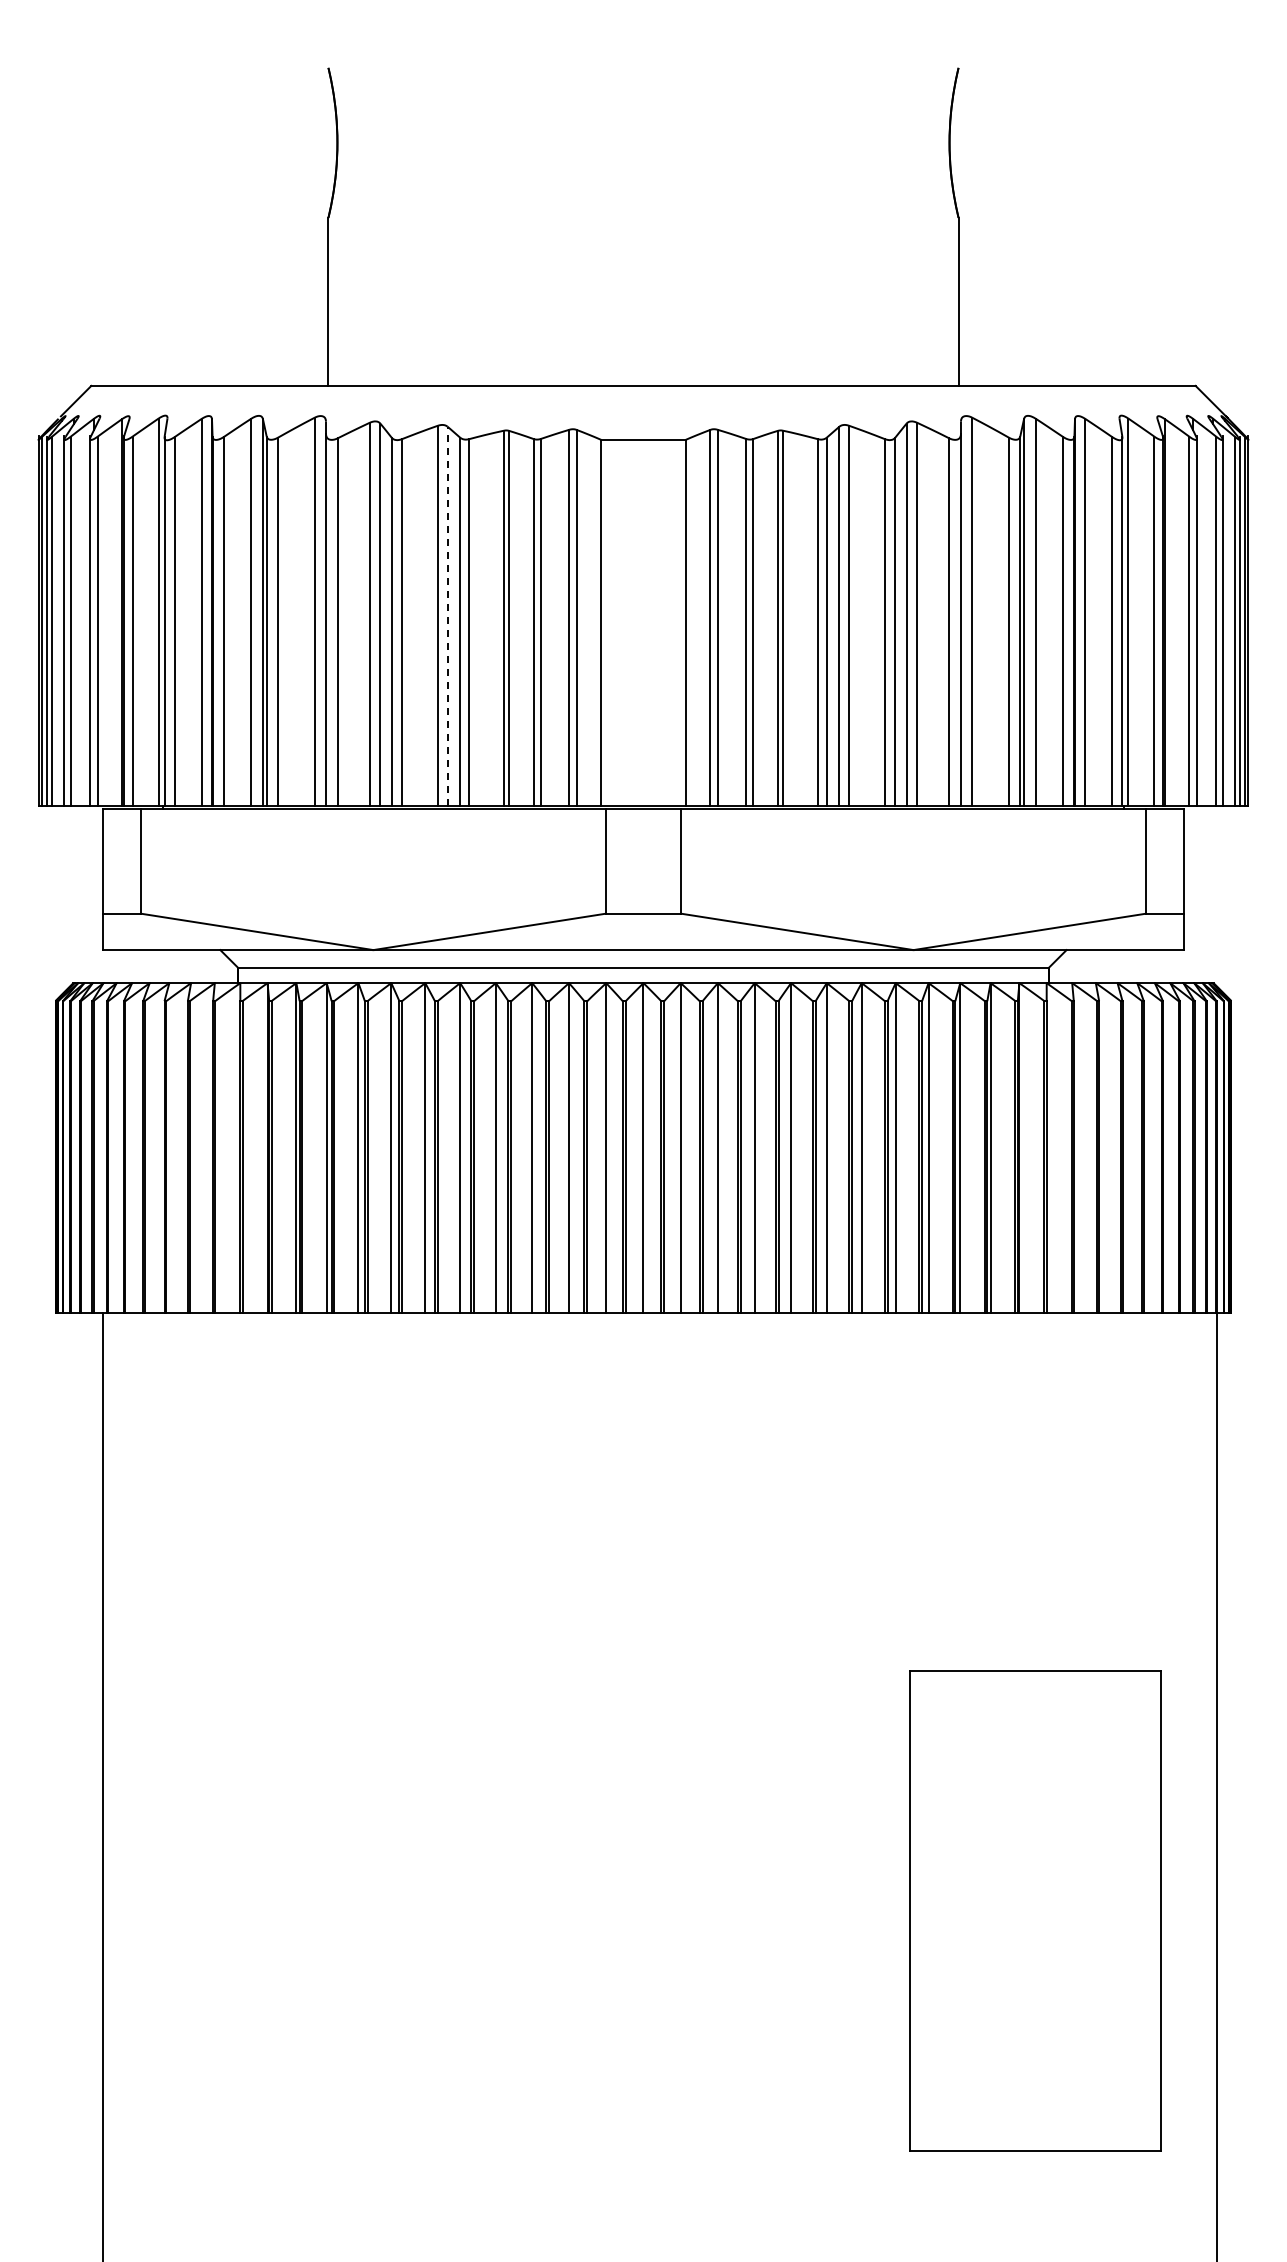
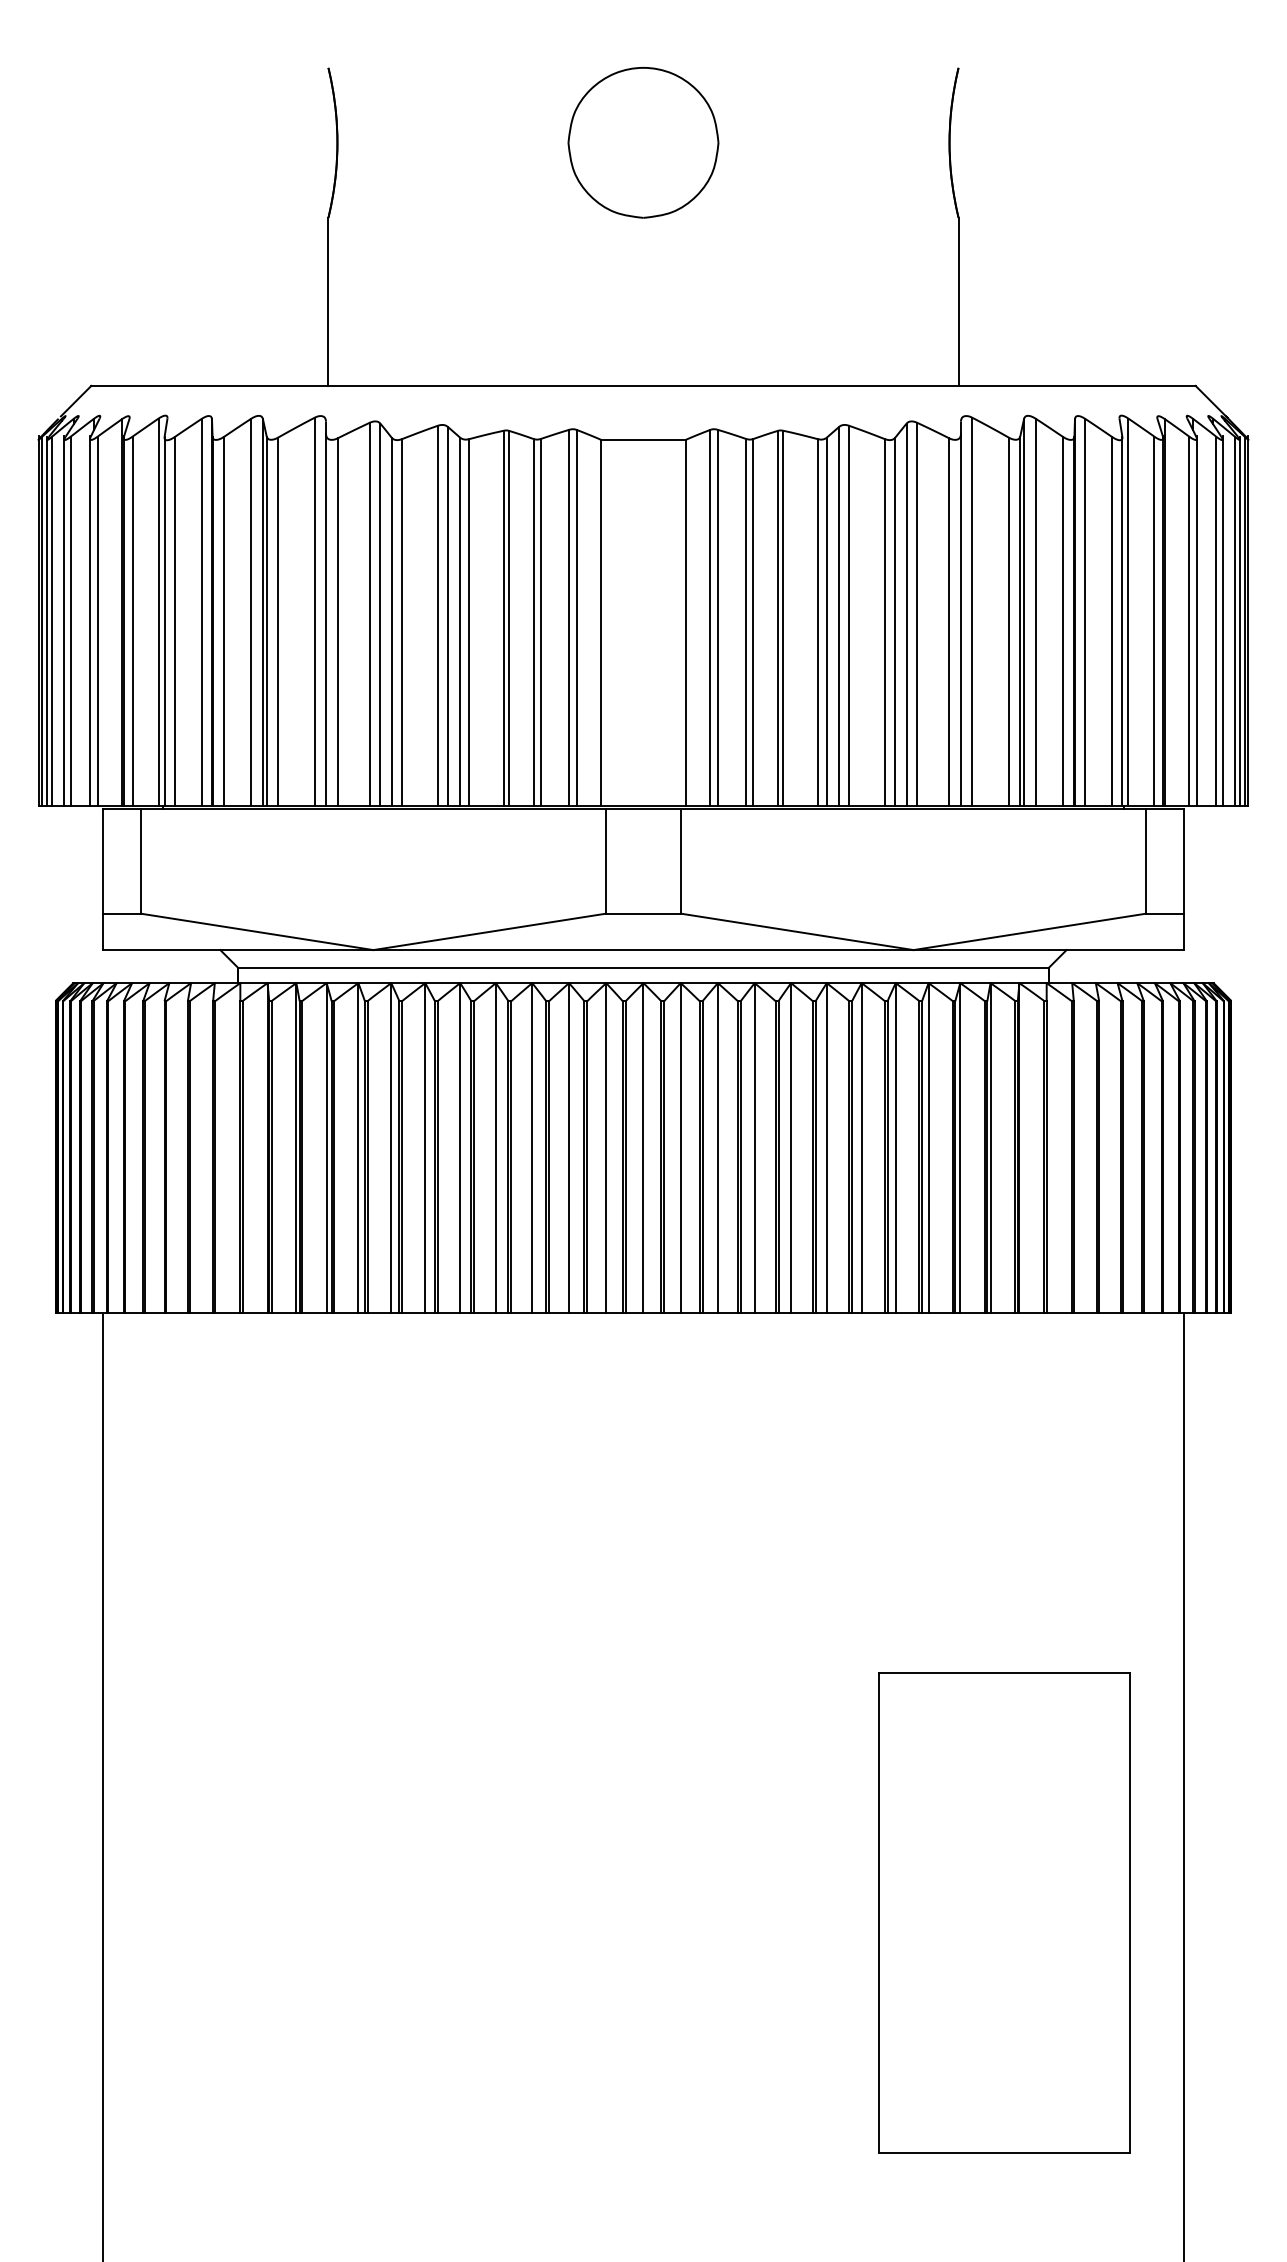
part: none -> present (643, 142)
line: dashed -> solid (447, 616)
line position: (1216, 1785) -> (1183, 1785) (1183, 1785)
part position: (1035, 1910) -> (1004, 1912) (1004, 1912)
